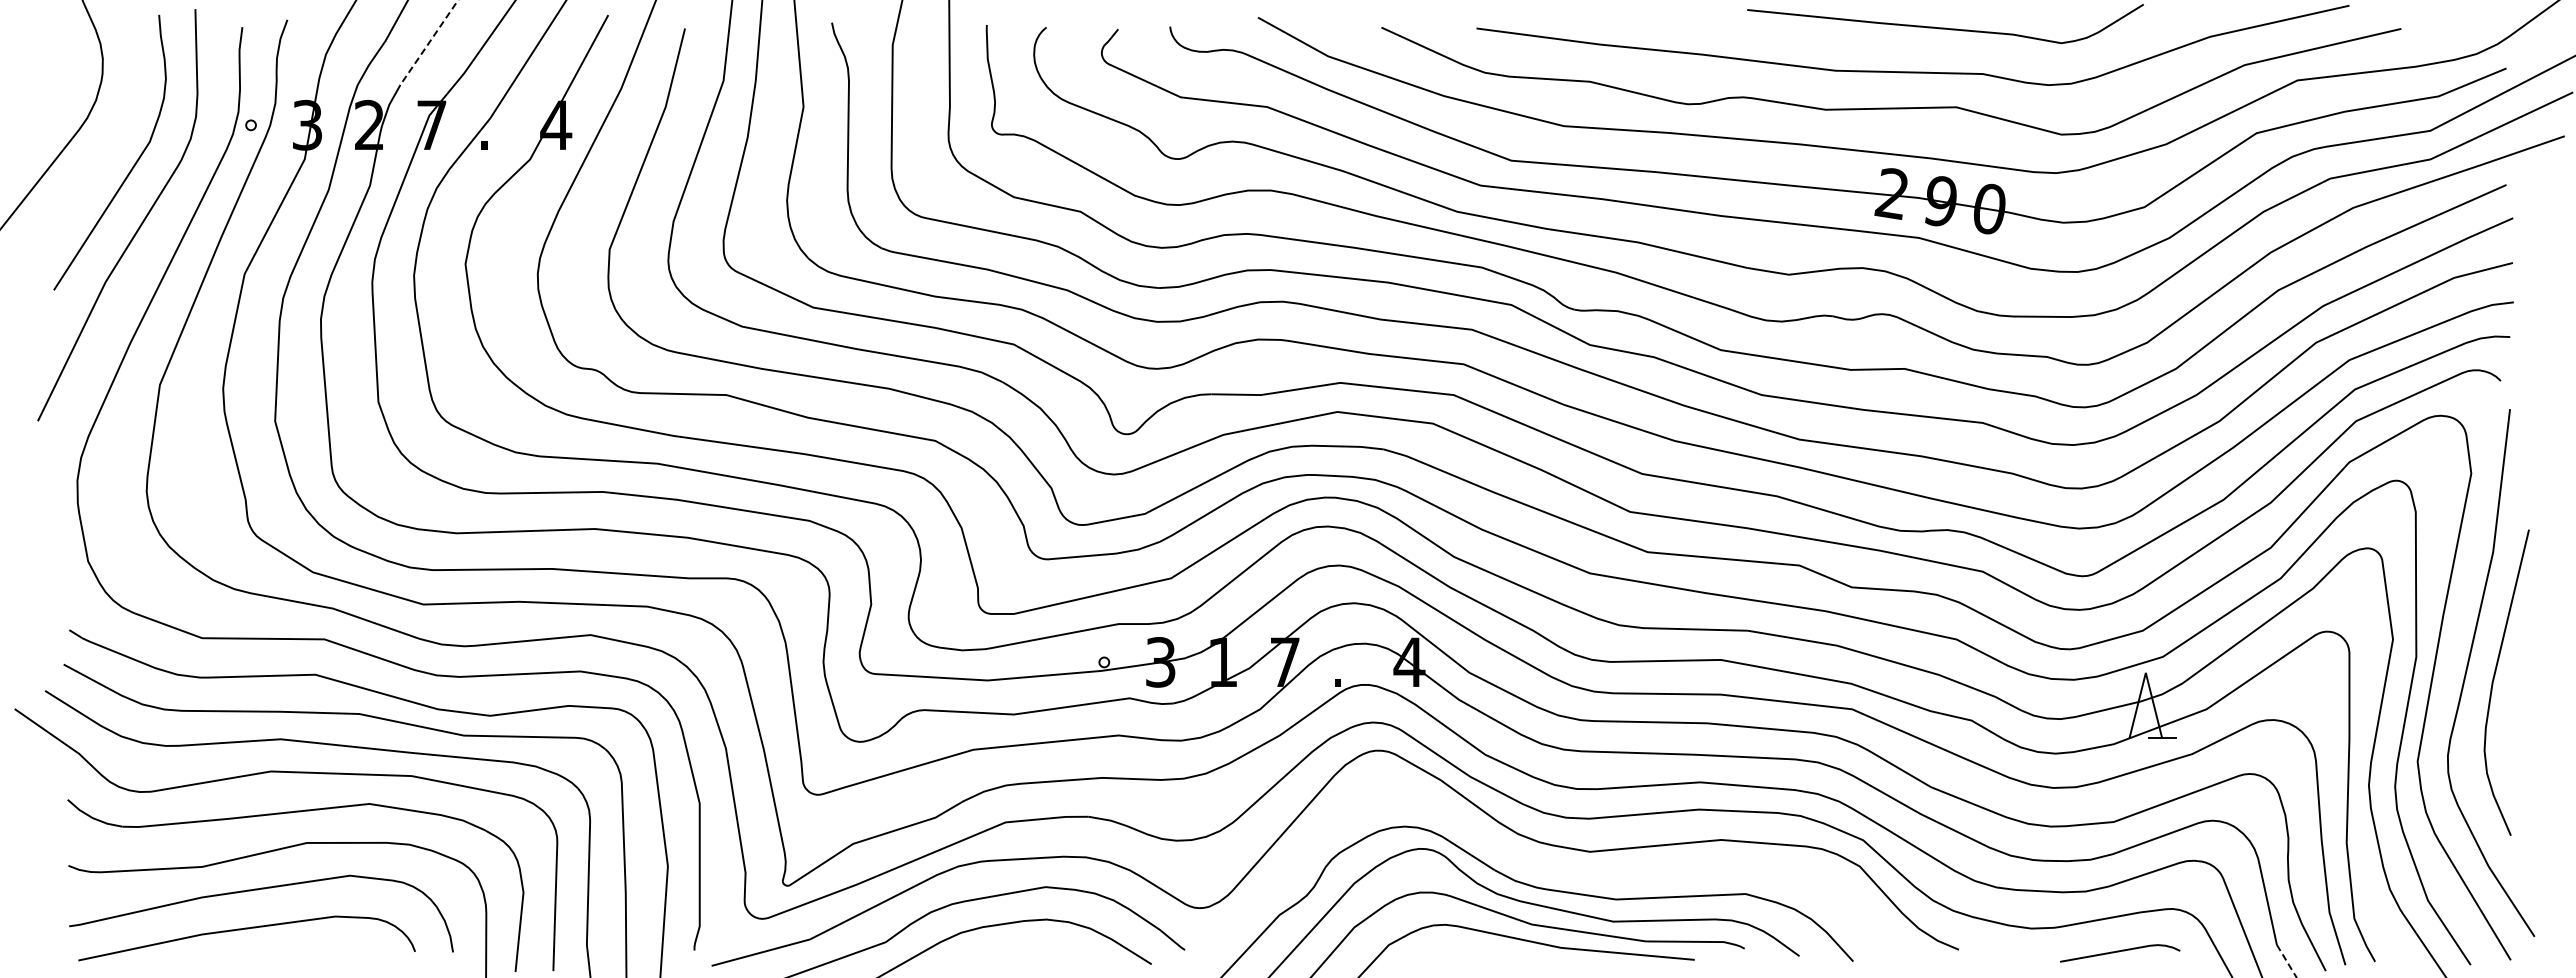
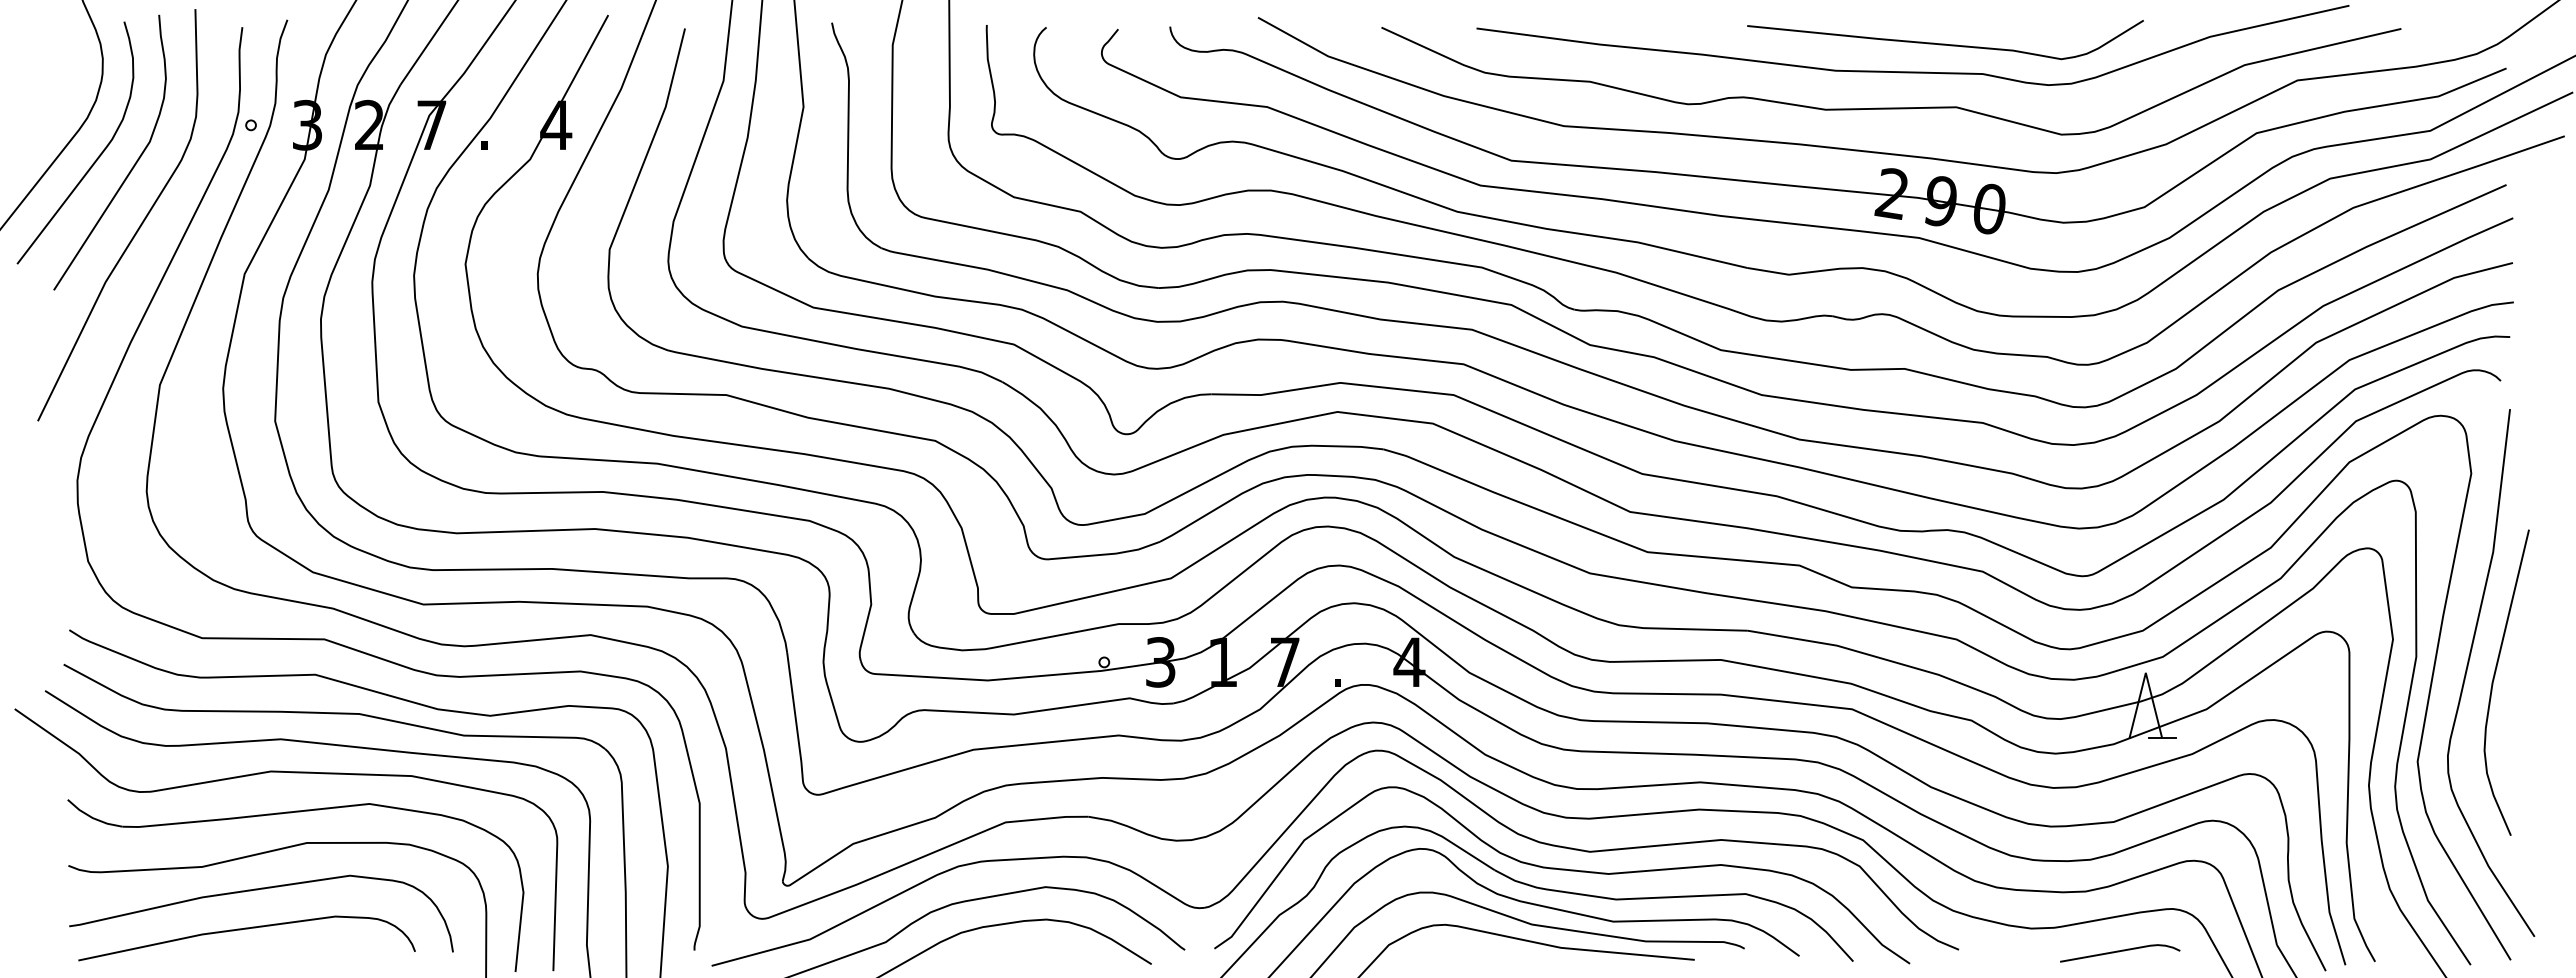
curve position: (1945, 27) -> (1945, 43) (1945, 43)
line: dashed -> solid (429, 42)
curve: none -> present (96, 158)
curve: none -> present (1562, 870)
line: dashed -> solid (2286, 961)
